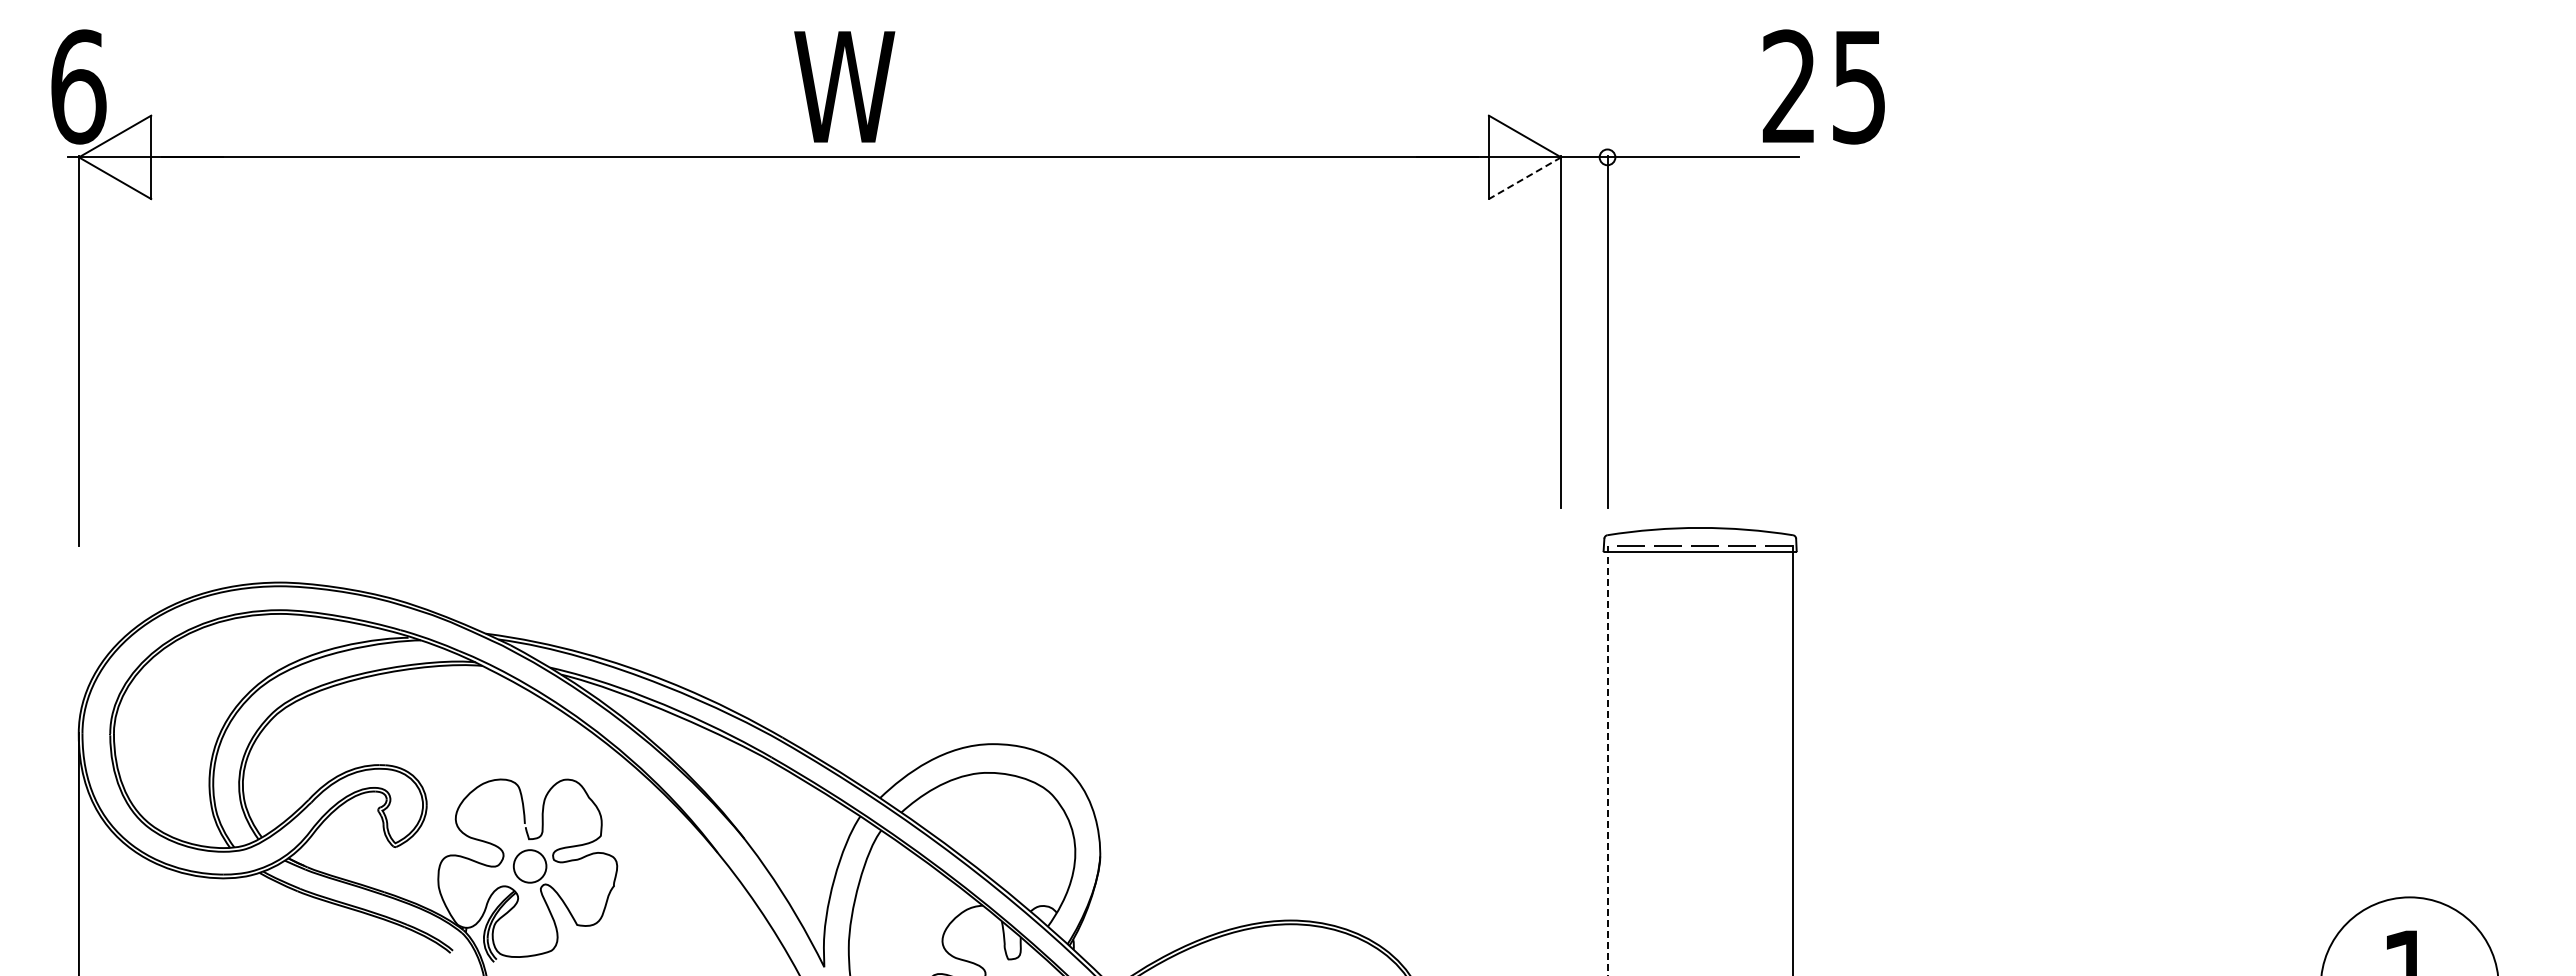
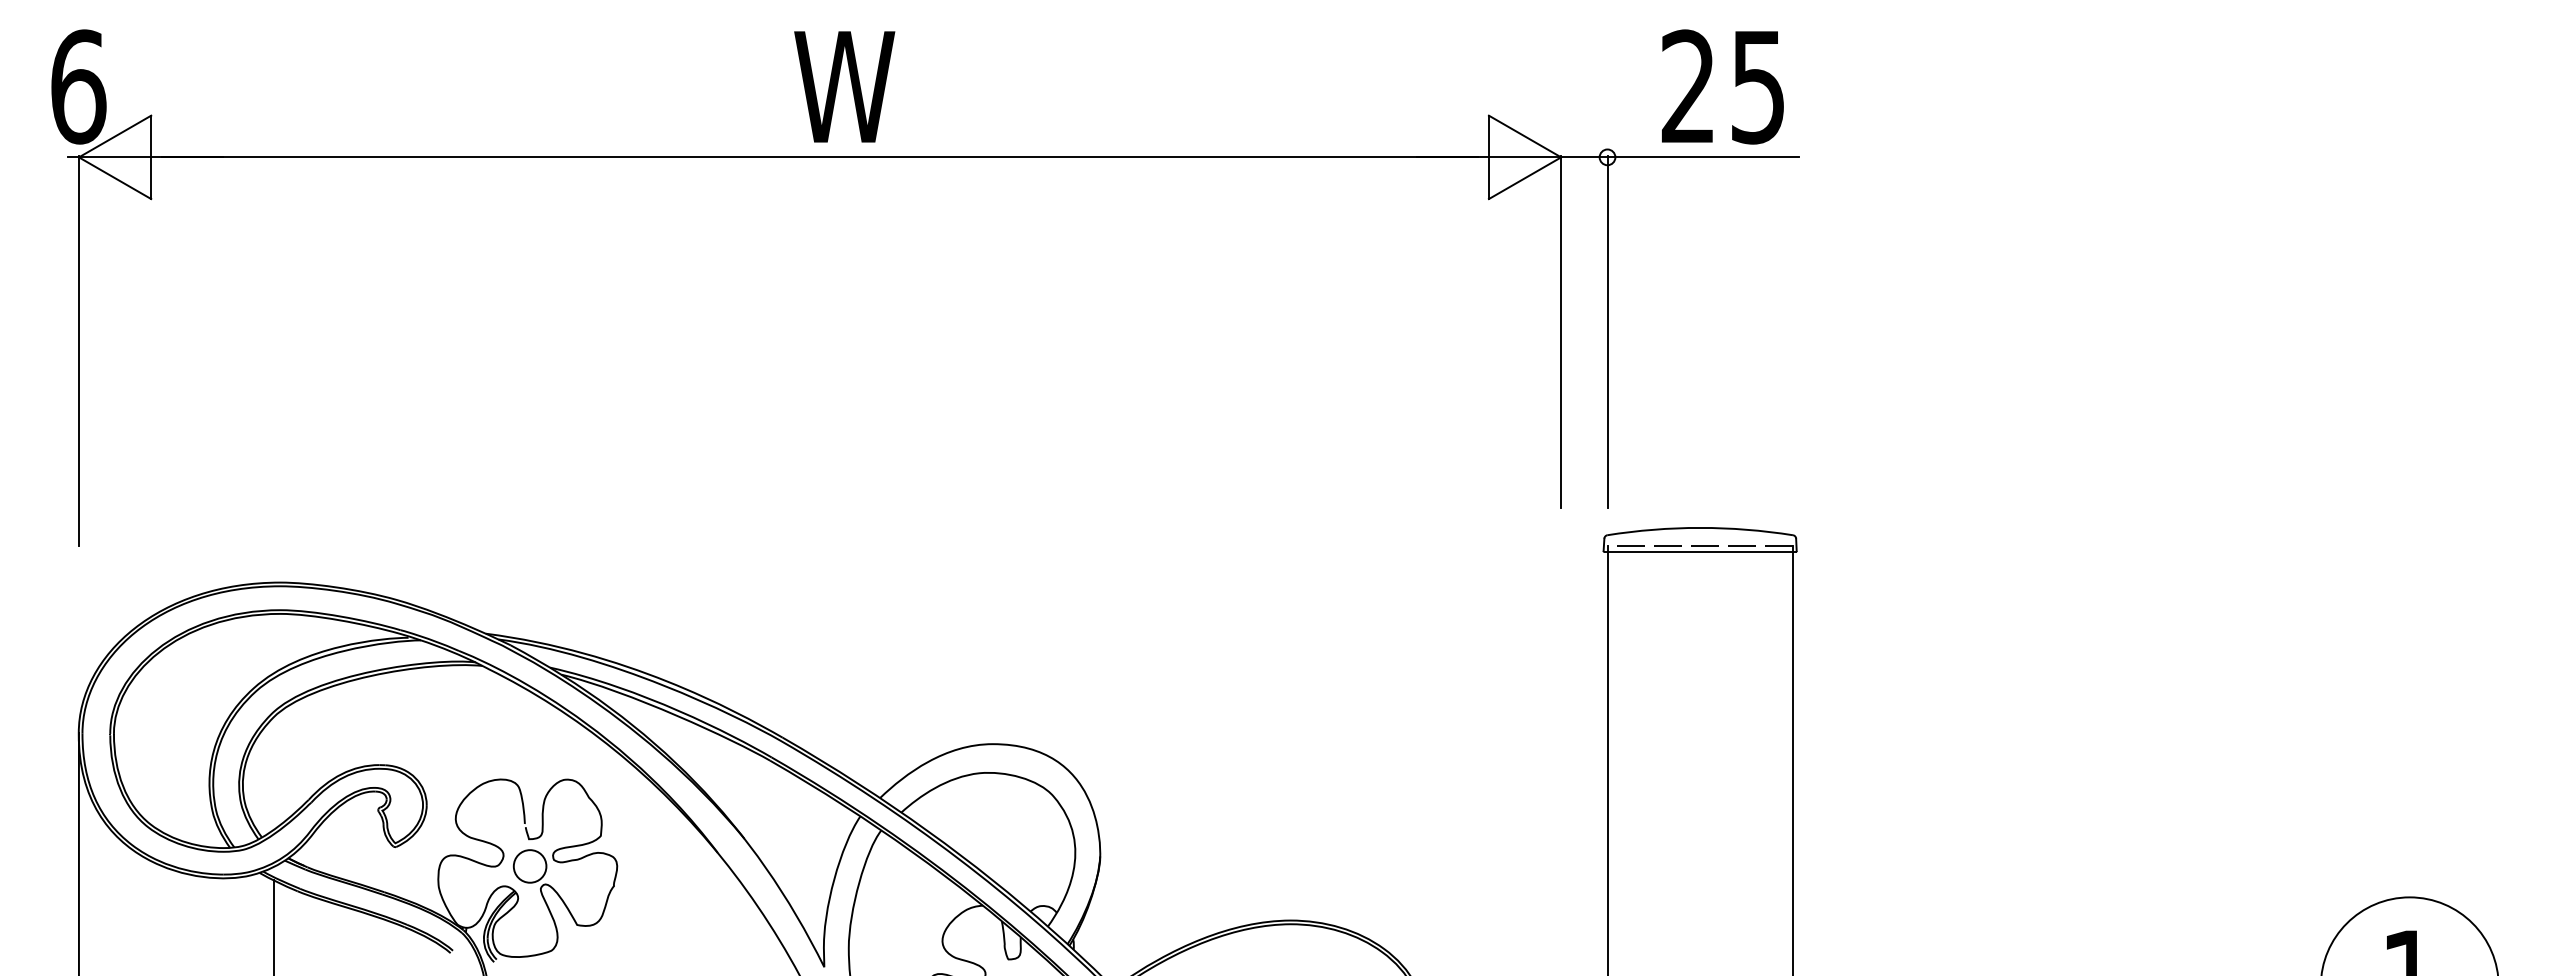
text position: (1823, 86) -> (1722, 86) (1722, 86)
line: dashed -> solid (1525, 178)
line: dashed -> solid (1607, 760)
line: none -> present (273, 926)
